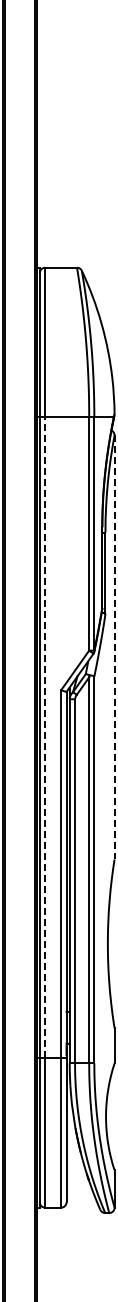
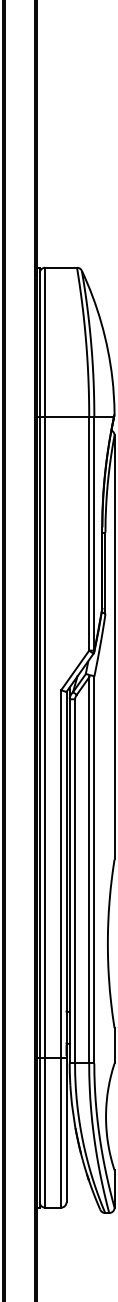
line: dashed -> solid (114, 647)
line: dashed -> solid (45, 737)
